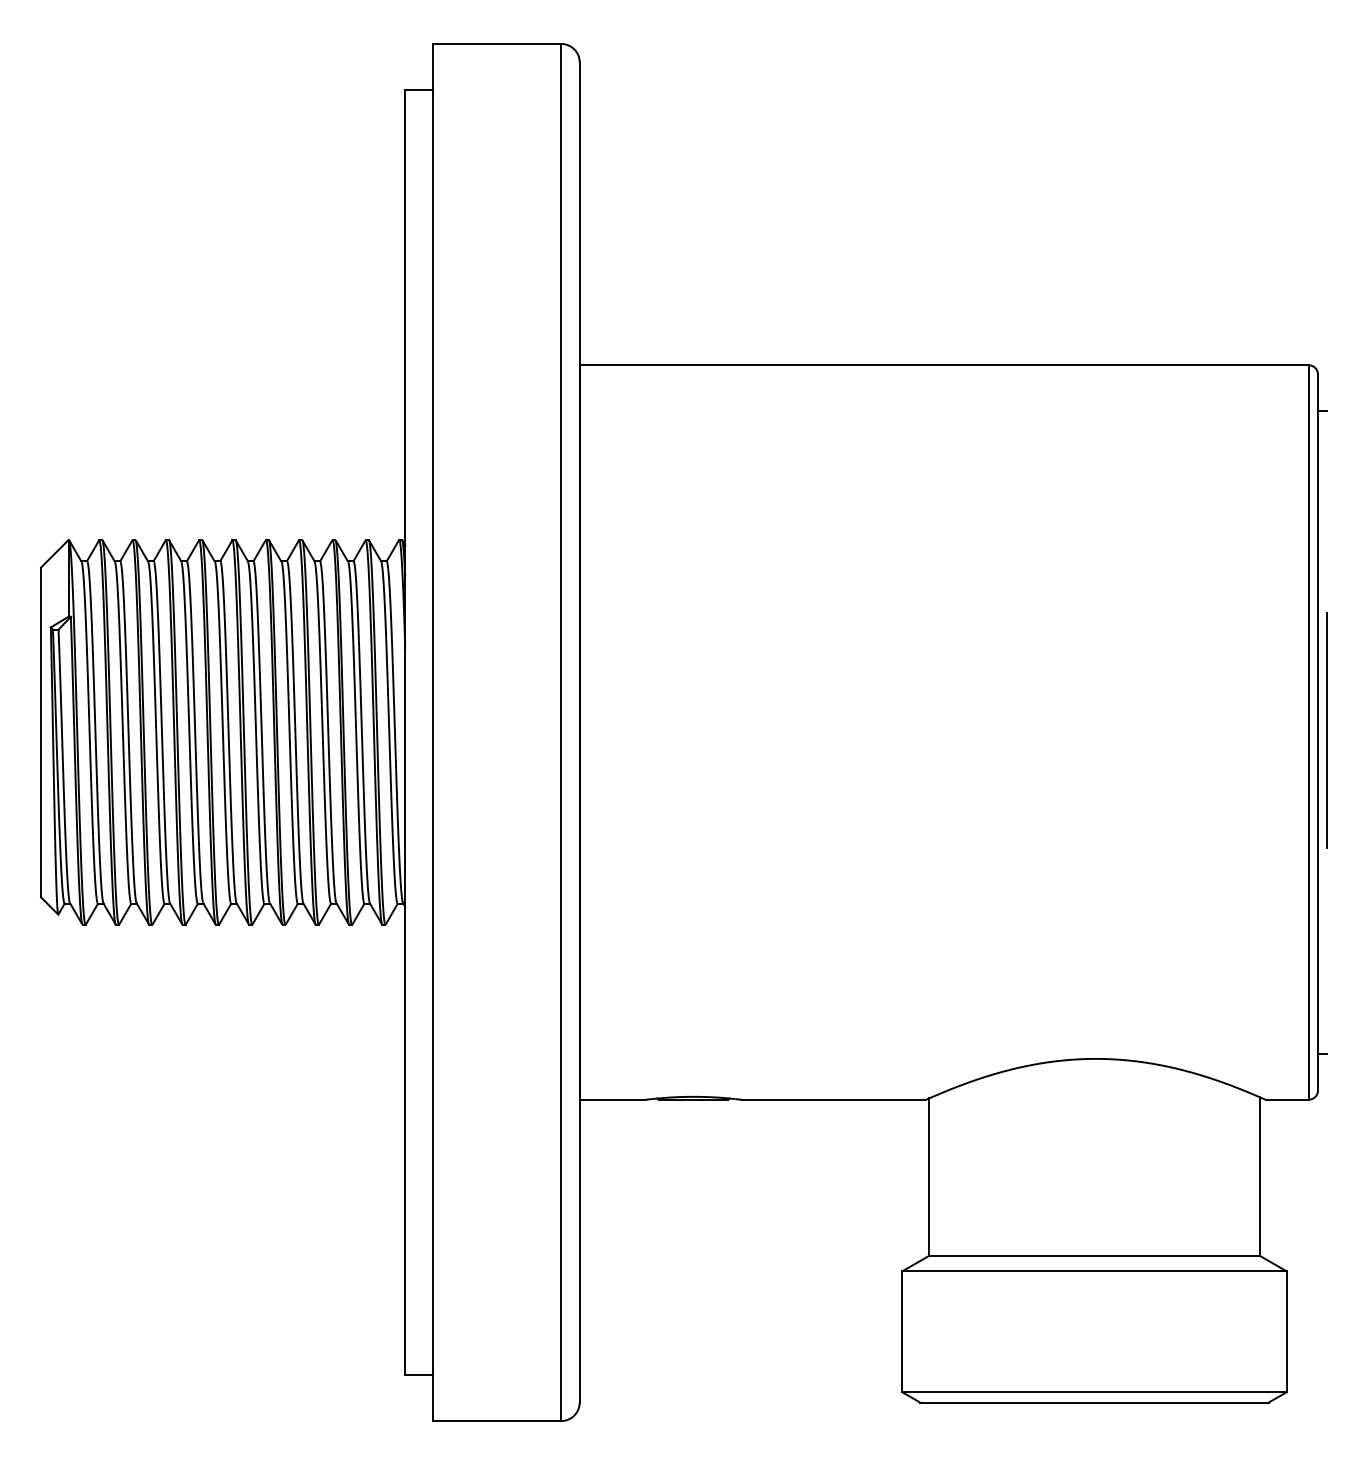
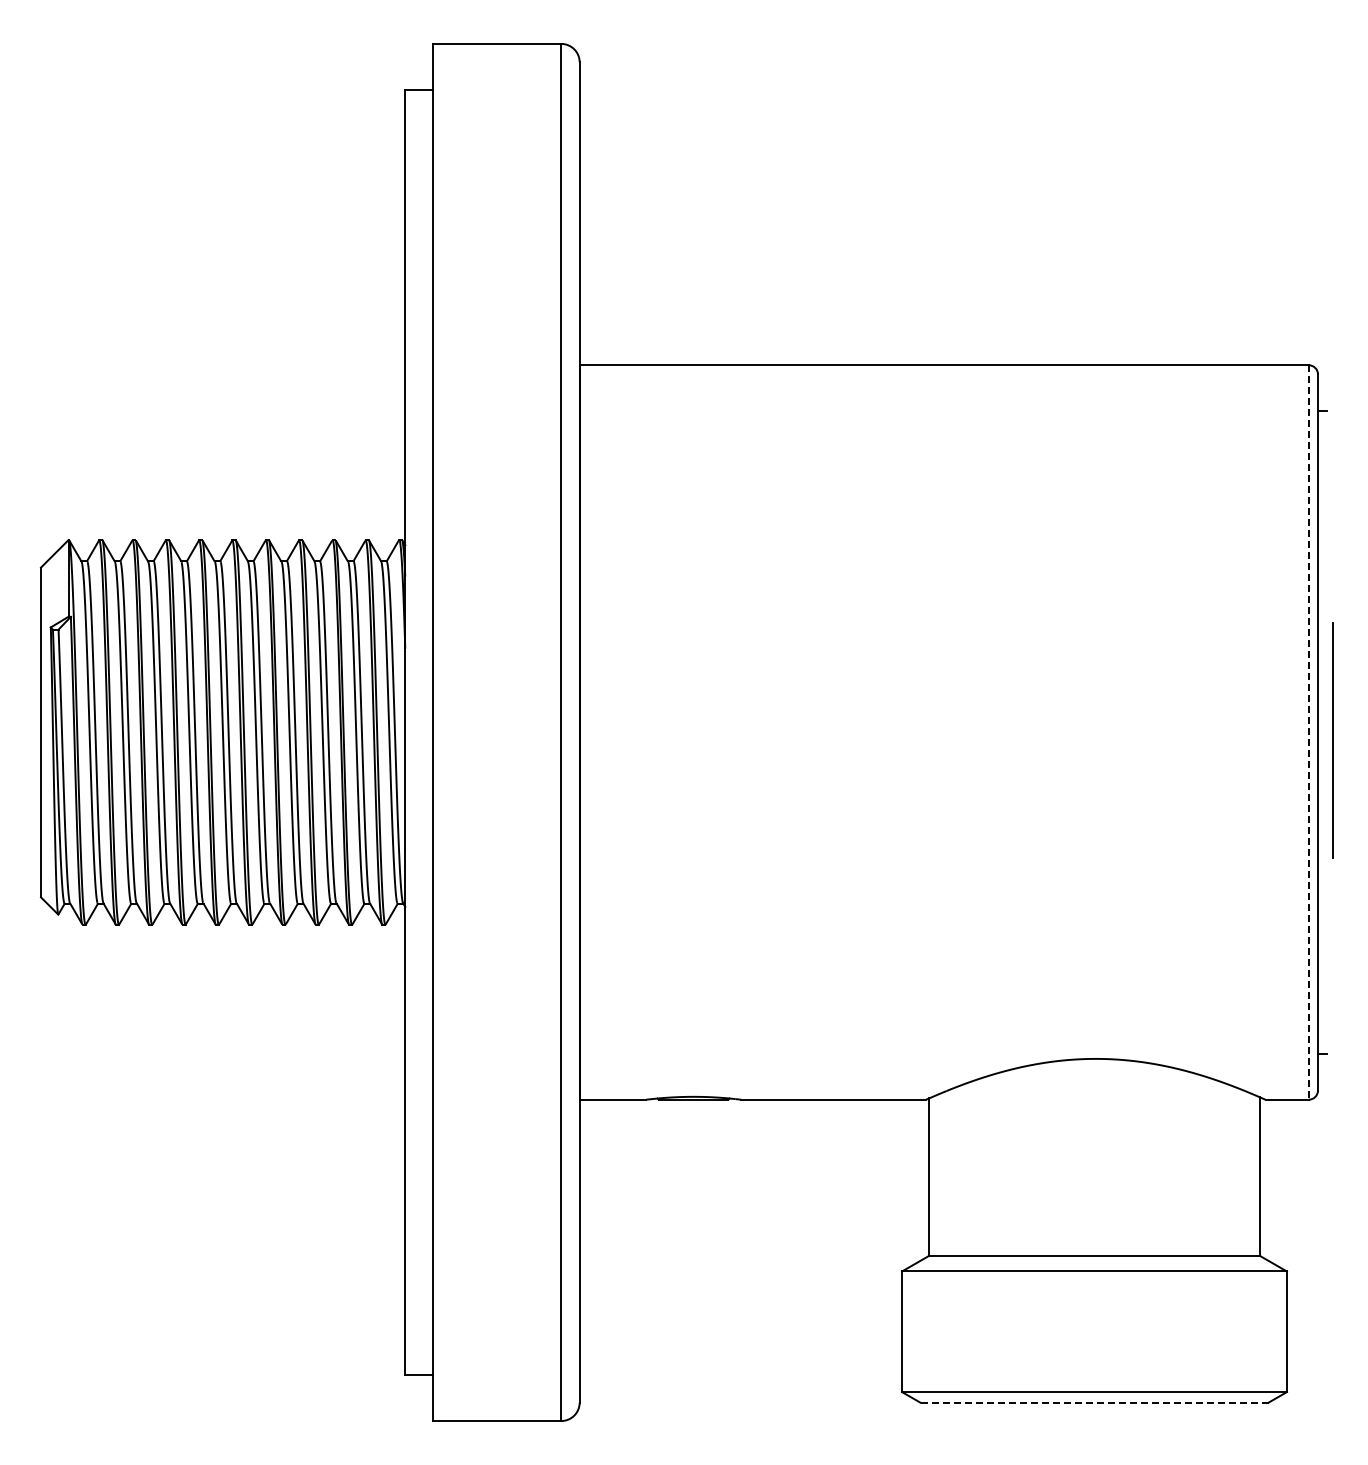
line position: (1326, 730) -> (1332, 740) (1332, 740)
line: solid -> dashed (1308, 732)
line: solid -> dashed (1094, 1402)
